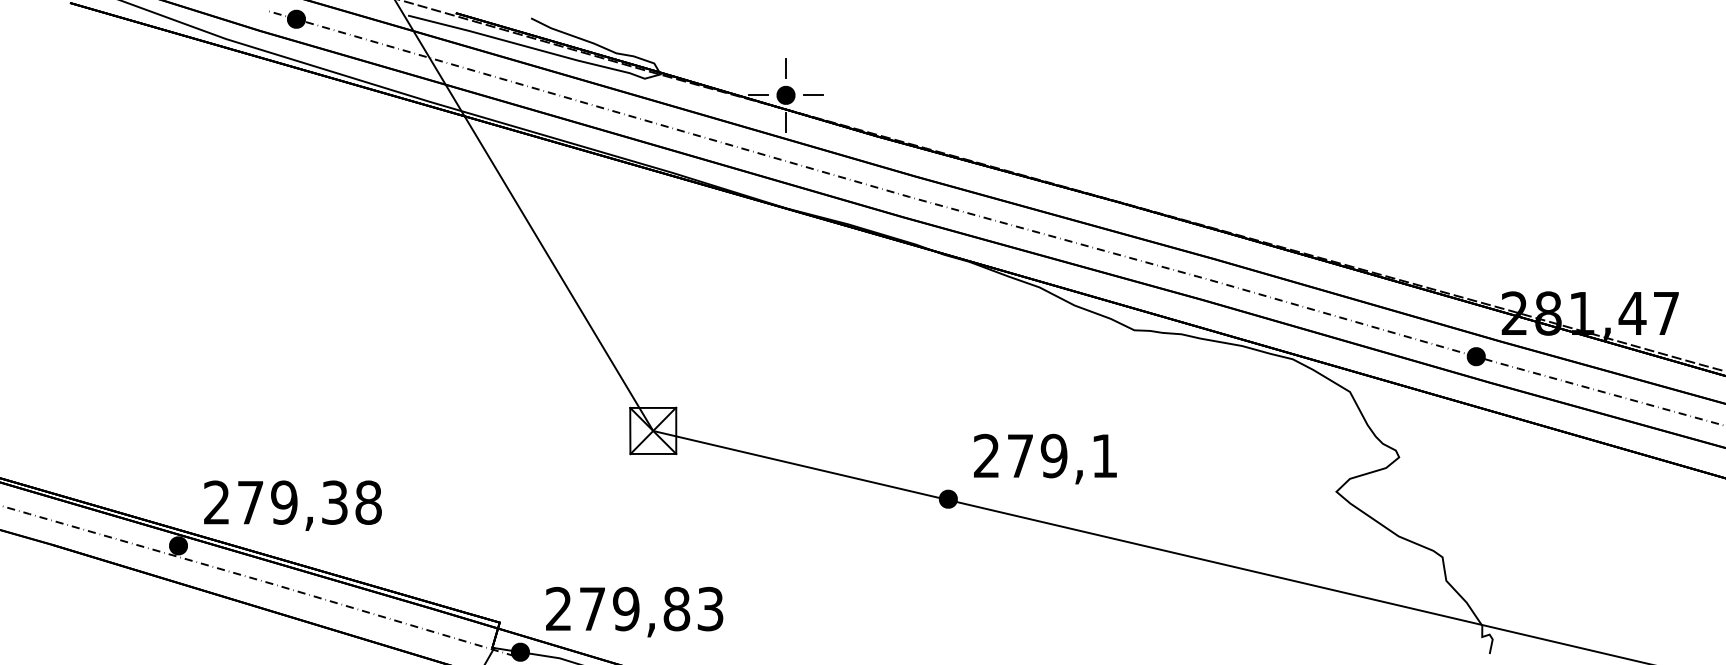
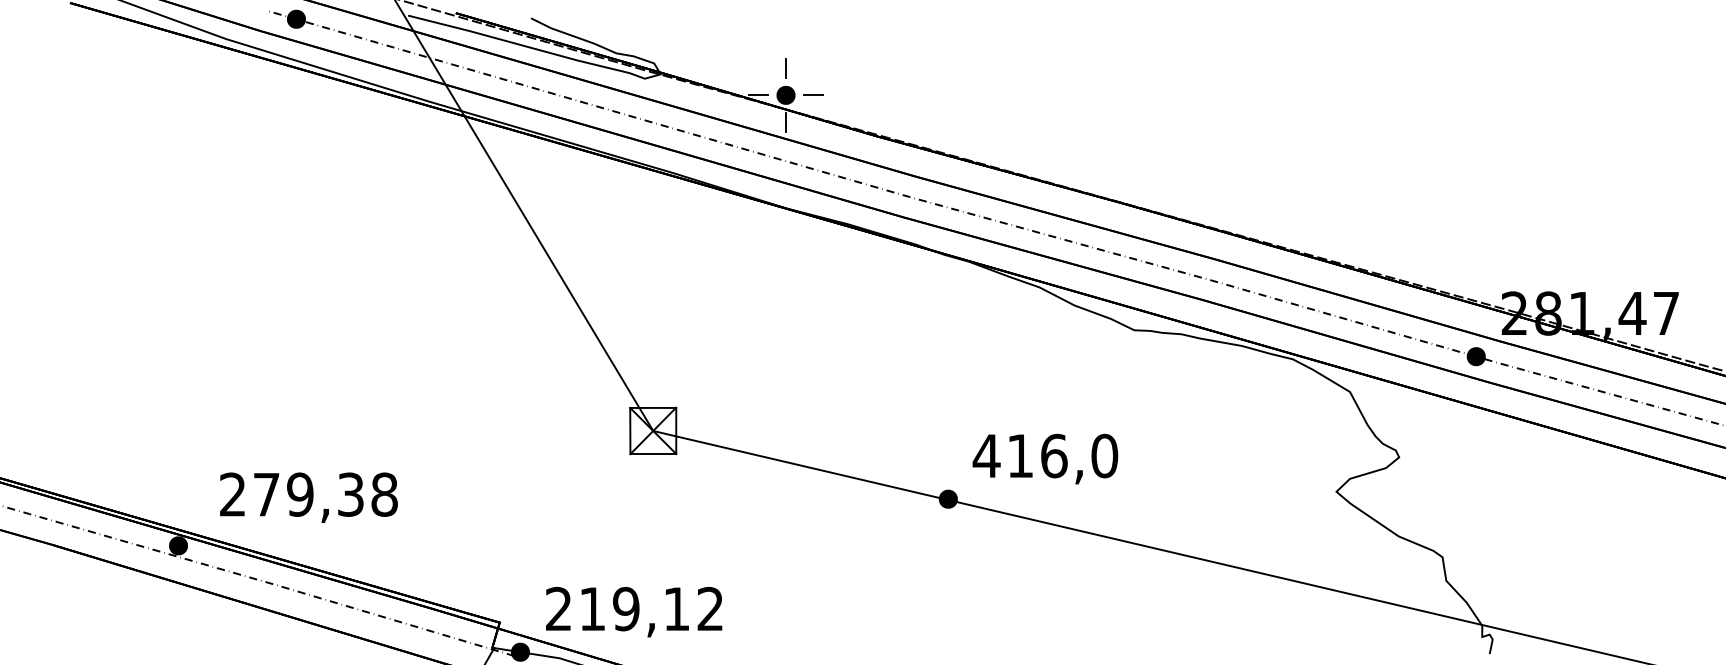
text: 279,1 -> 416,0 (1045, 455)
text position: (292, 505) -> (308, 497) (308, 497)
text: 279,83 -> 219,12 (651, 608)
